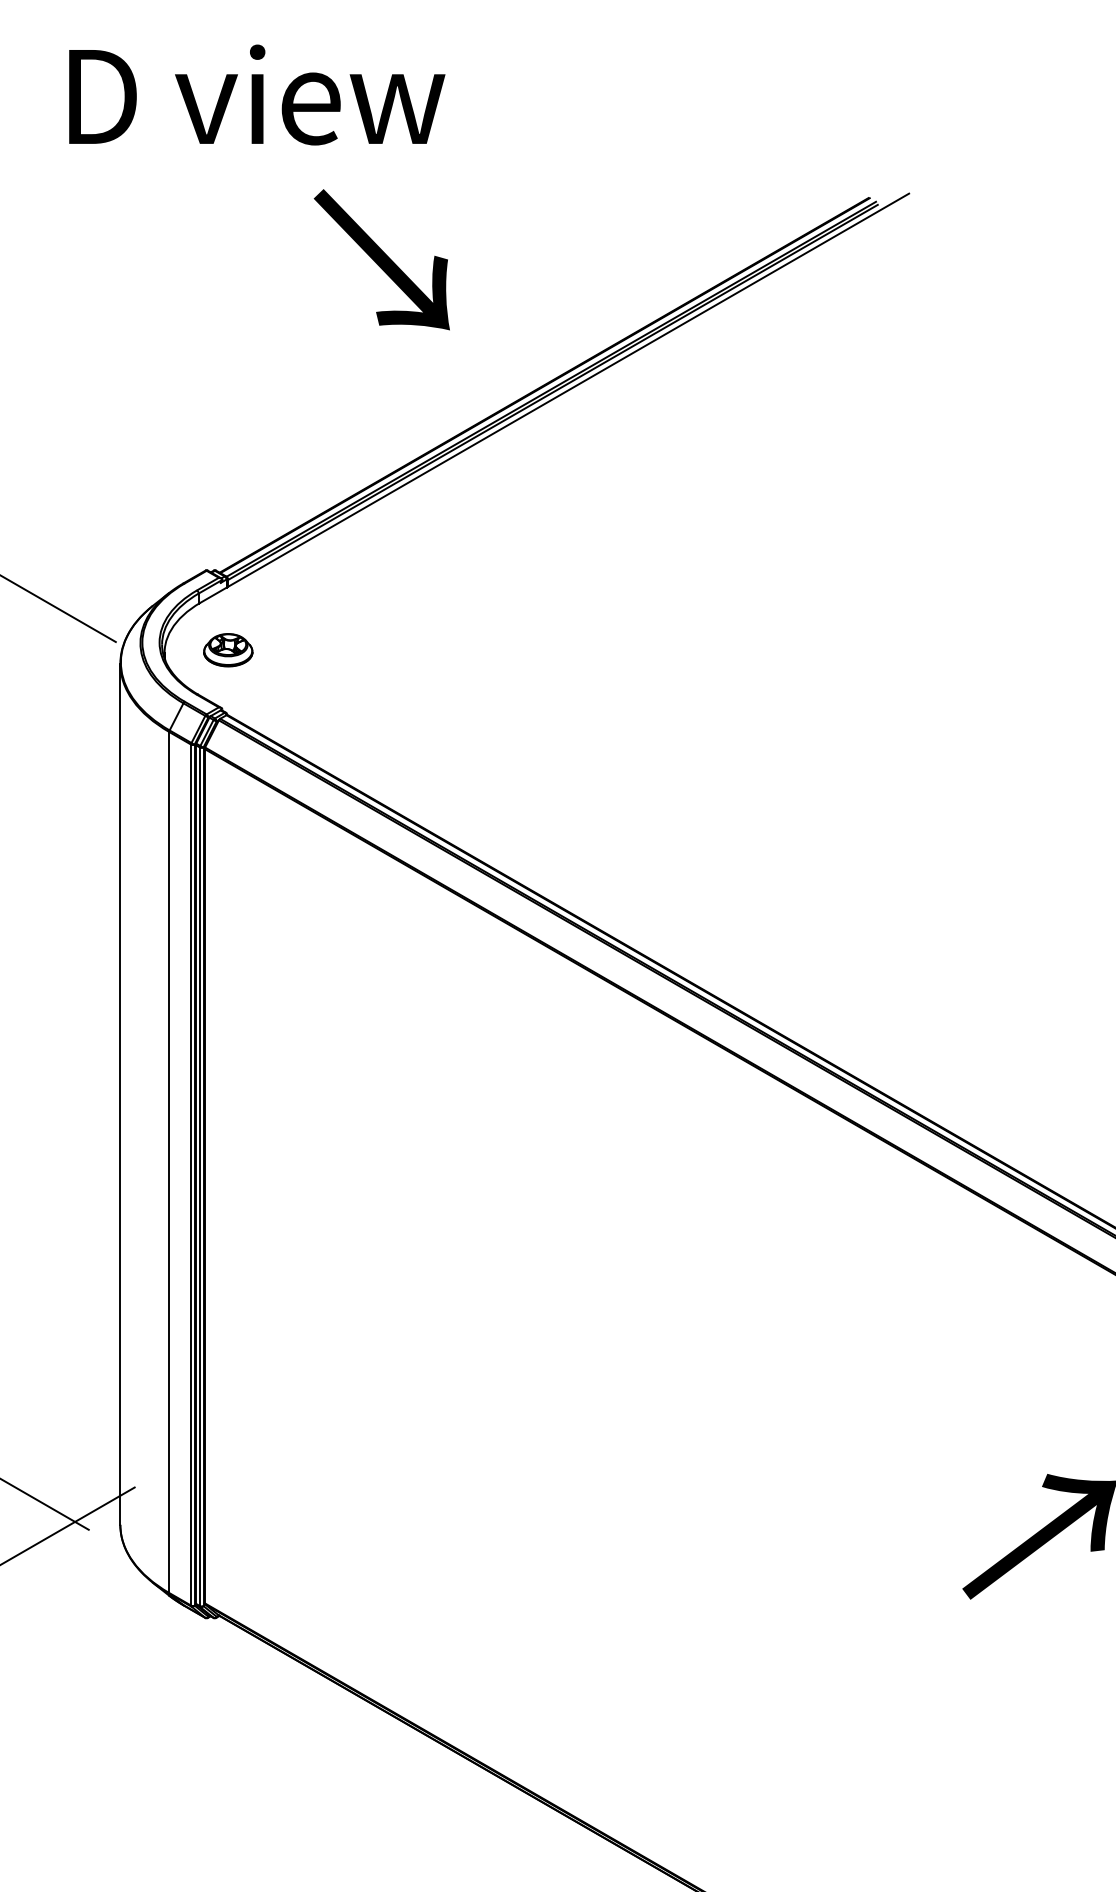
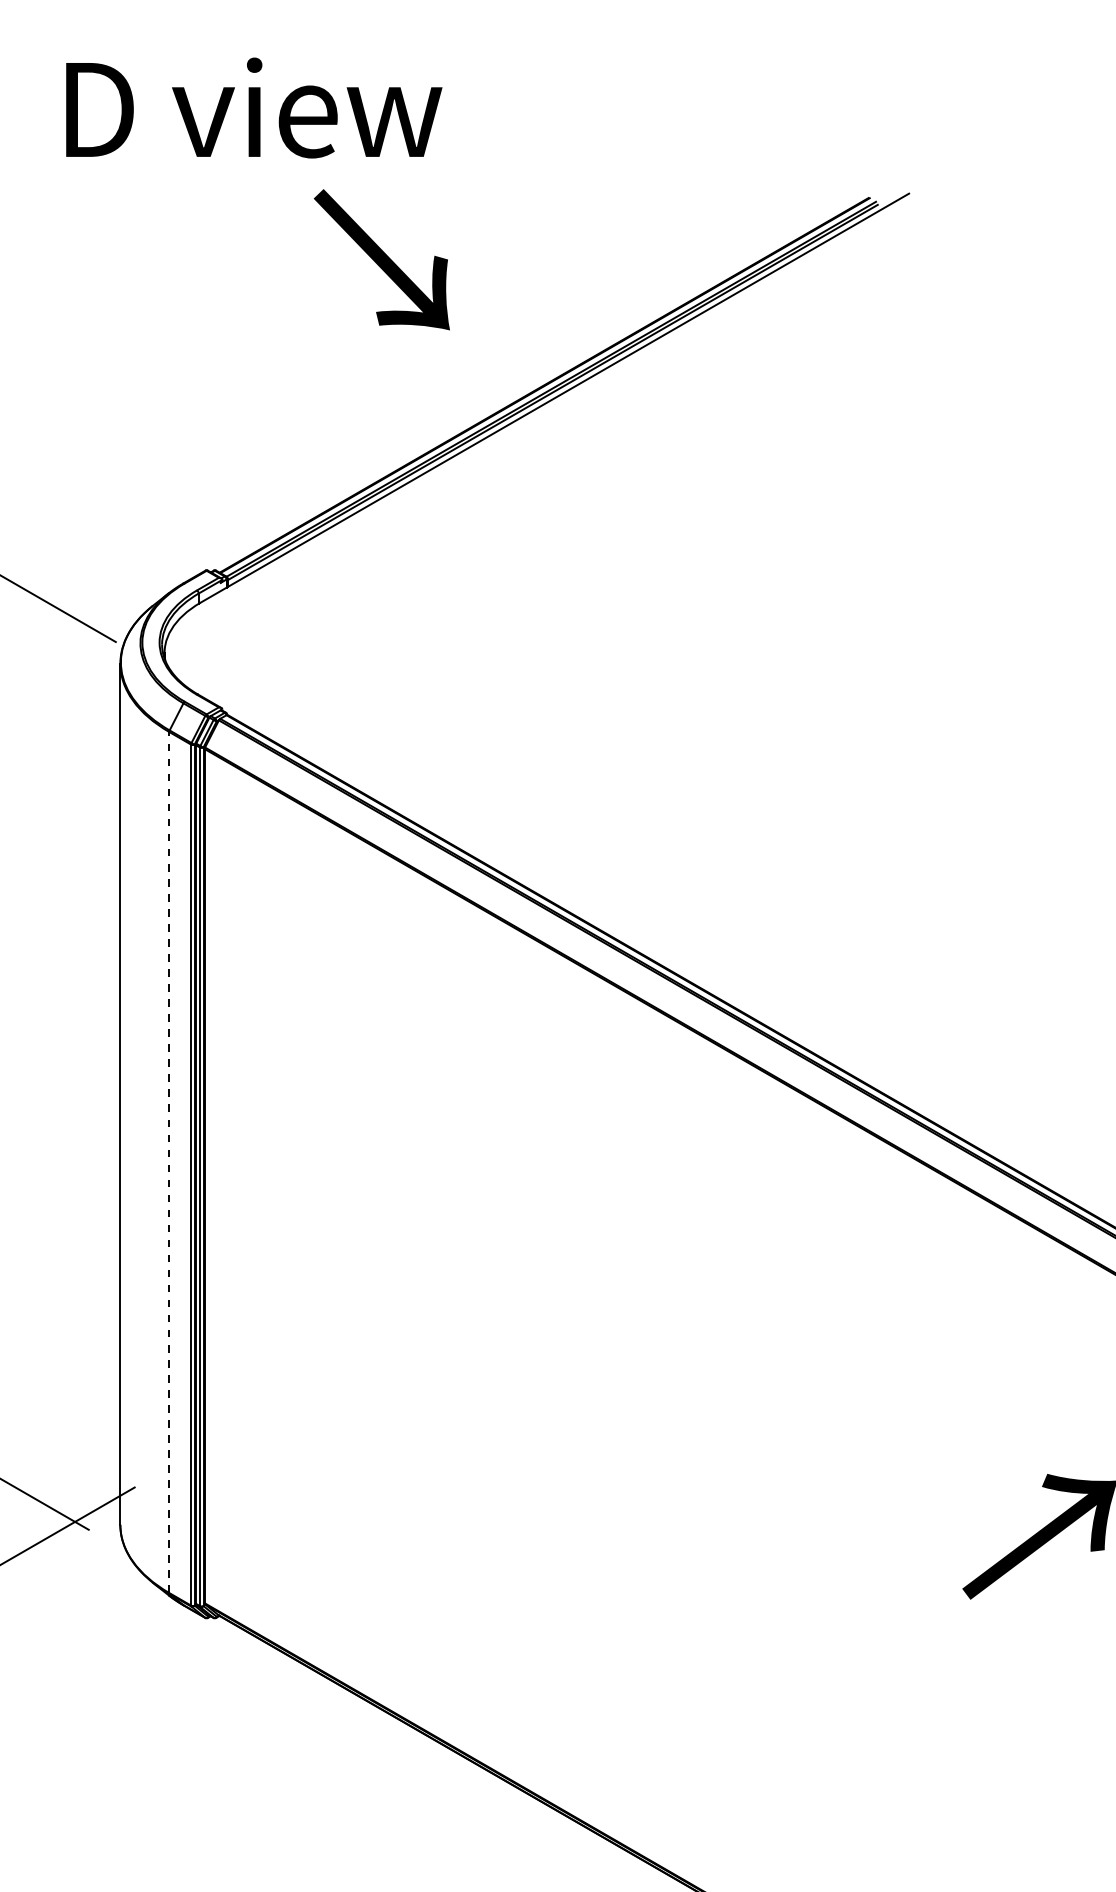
text position: (257, 94) -> (254, 107) (254, 107)
part: present -> none (228, 650)
line: solid -> dashed (169, 1162)
